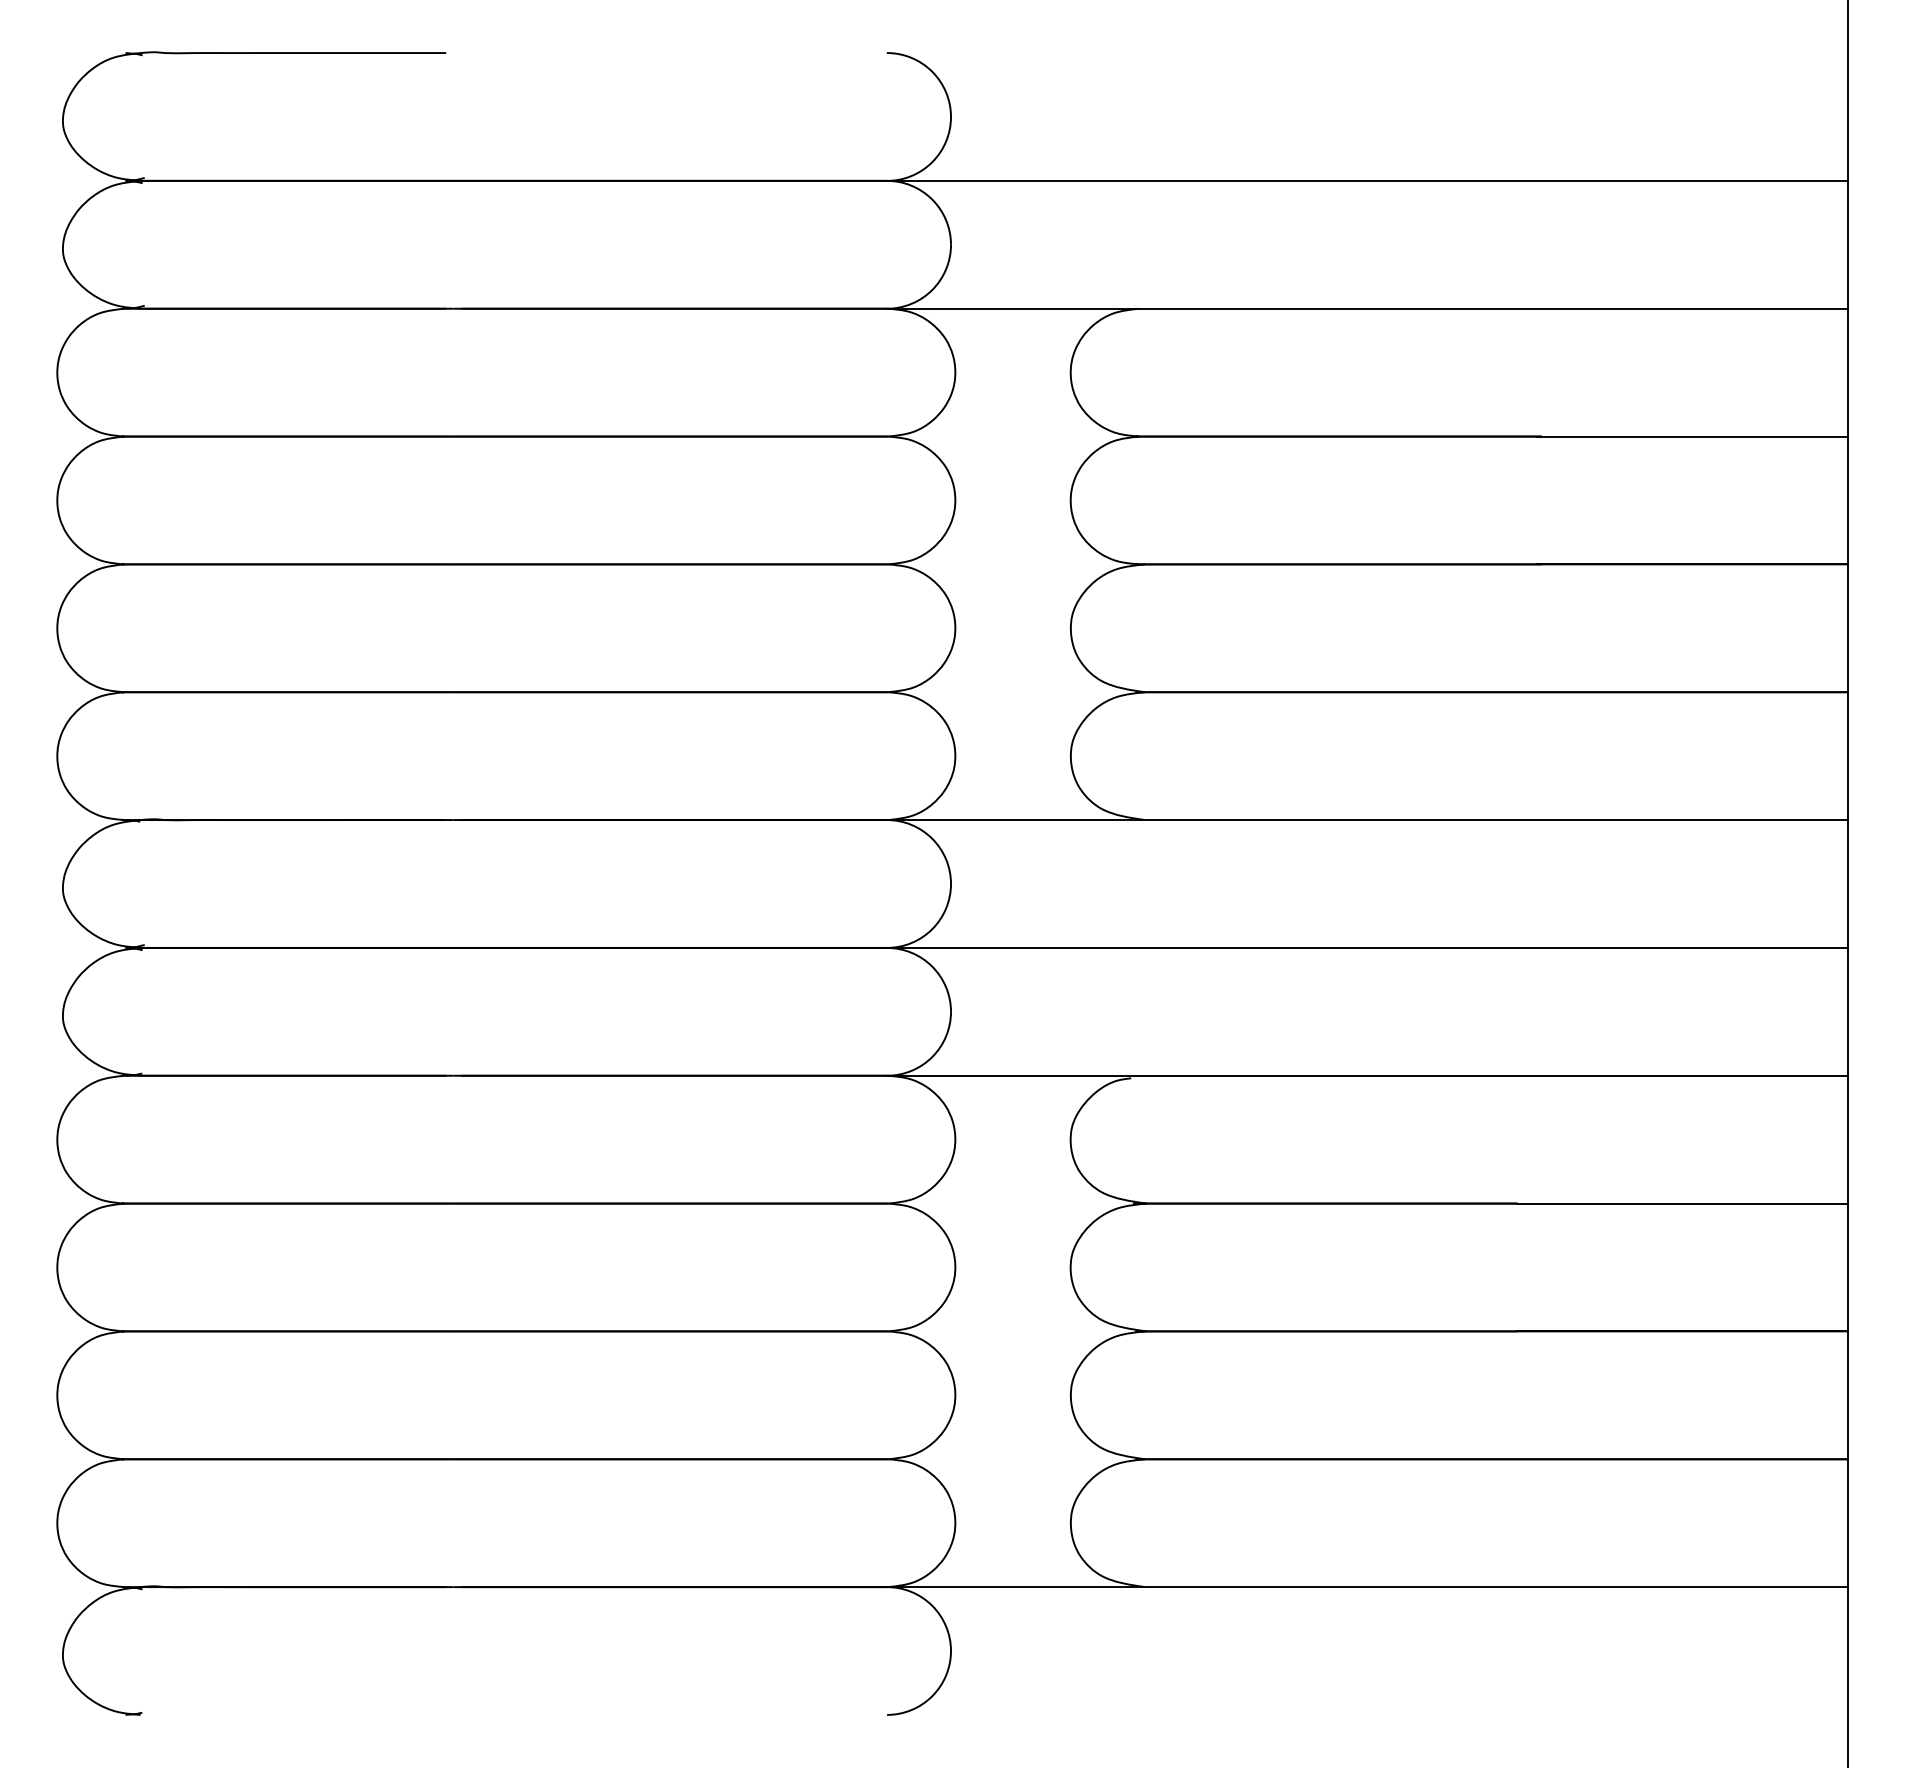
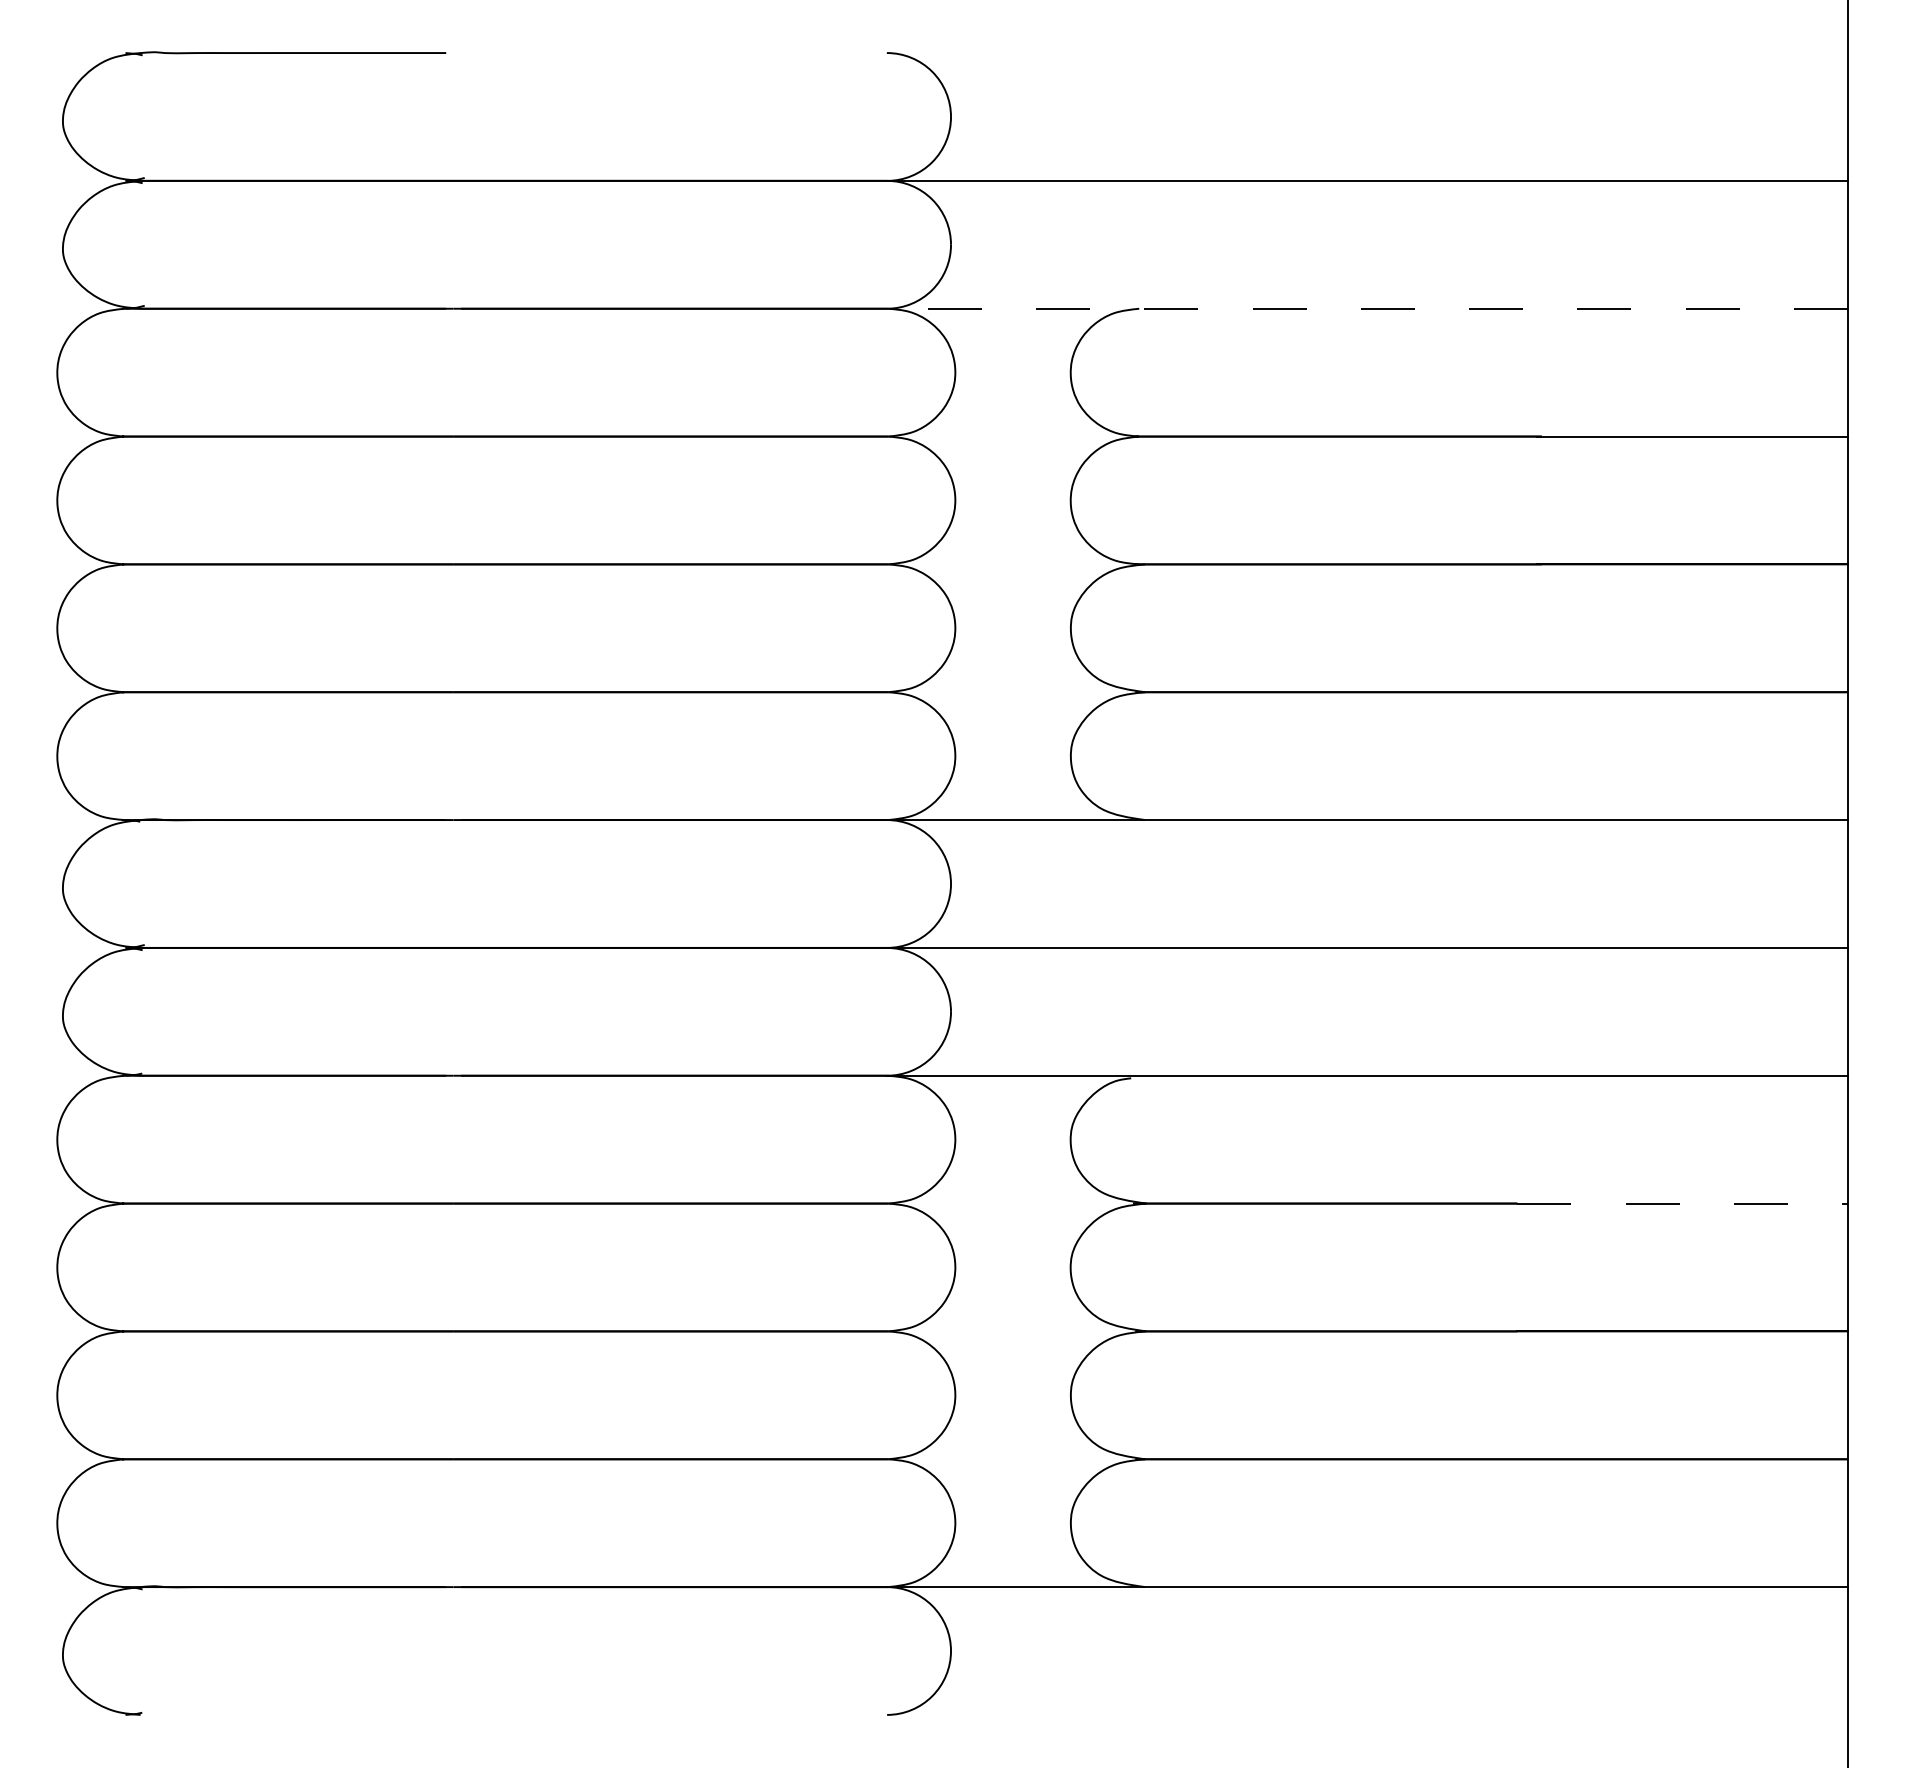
line: solid -> dashed (1366, 308)
line: solid -> dashed (1683, 1203)
